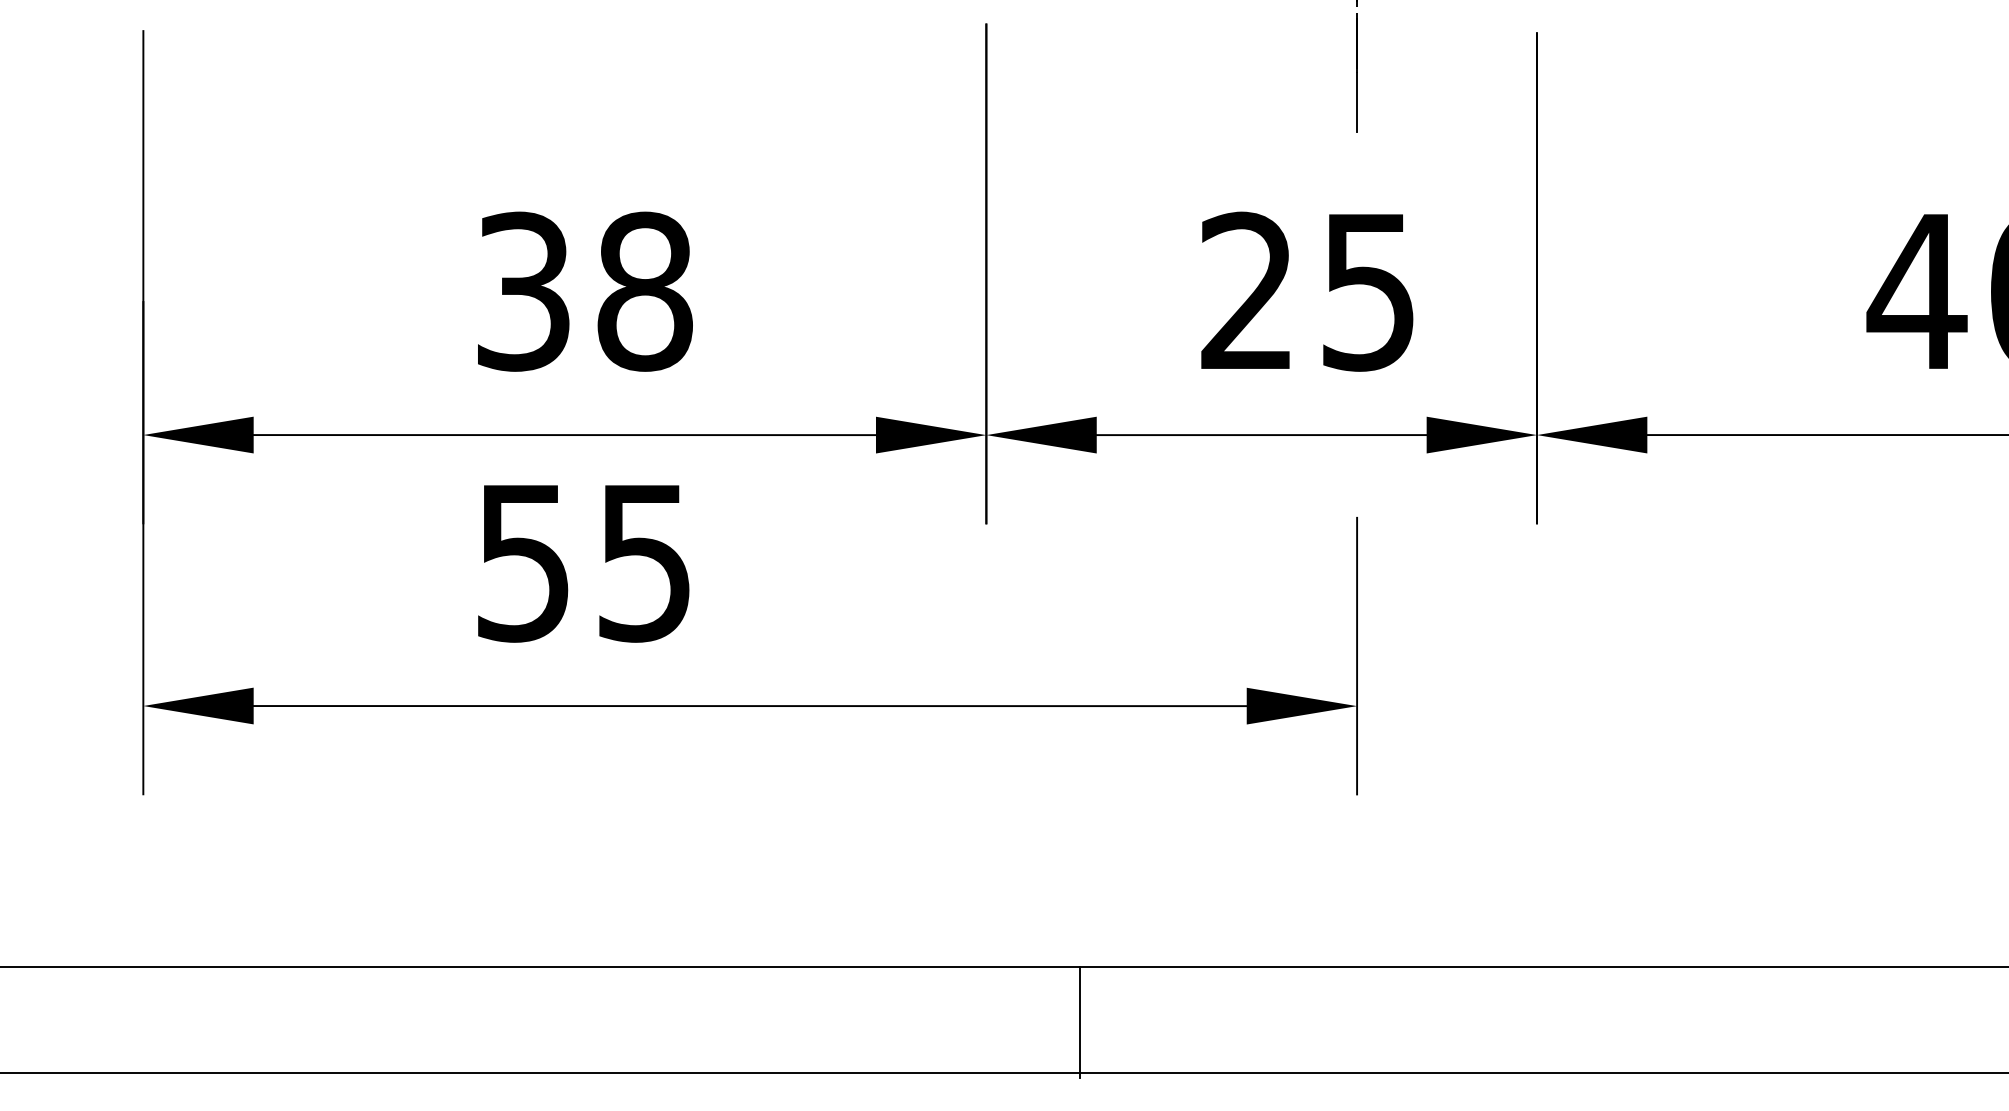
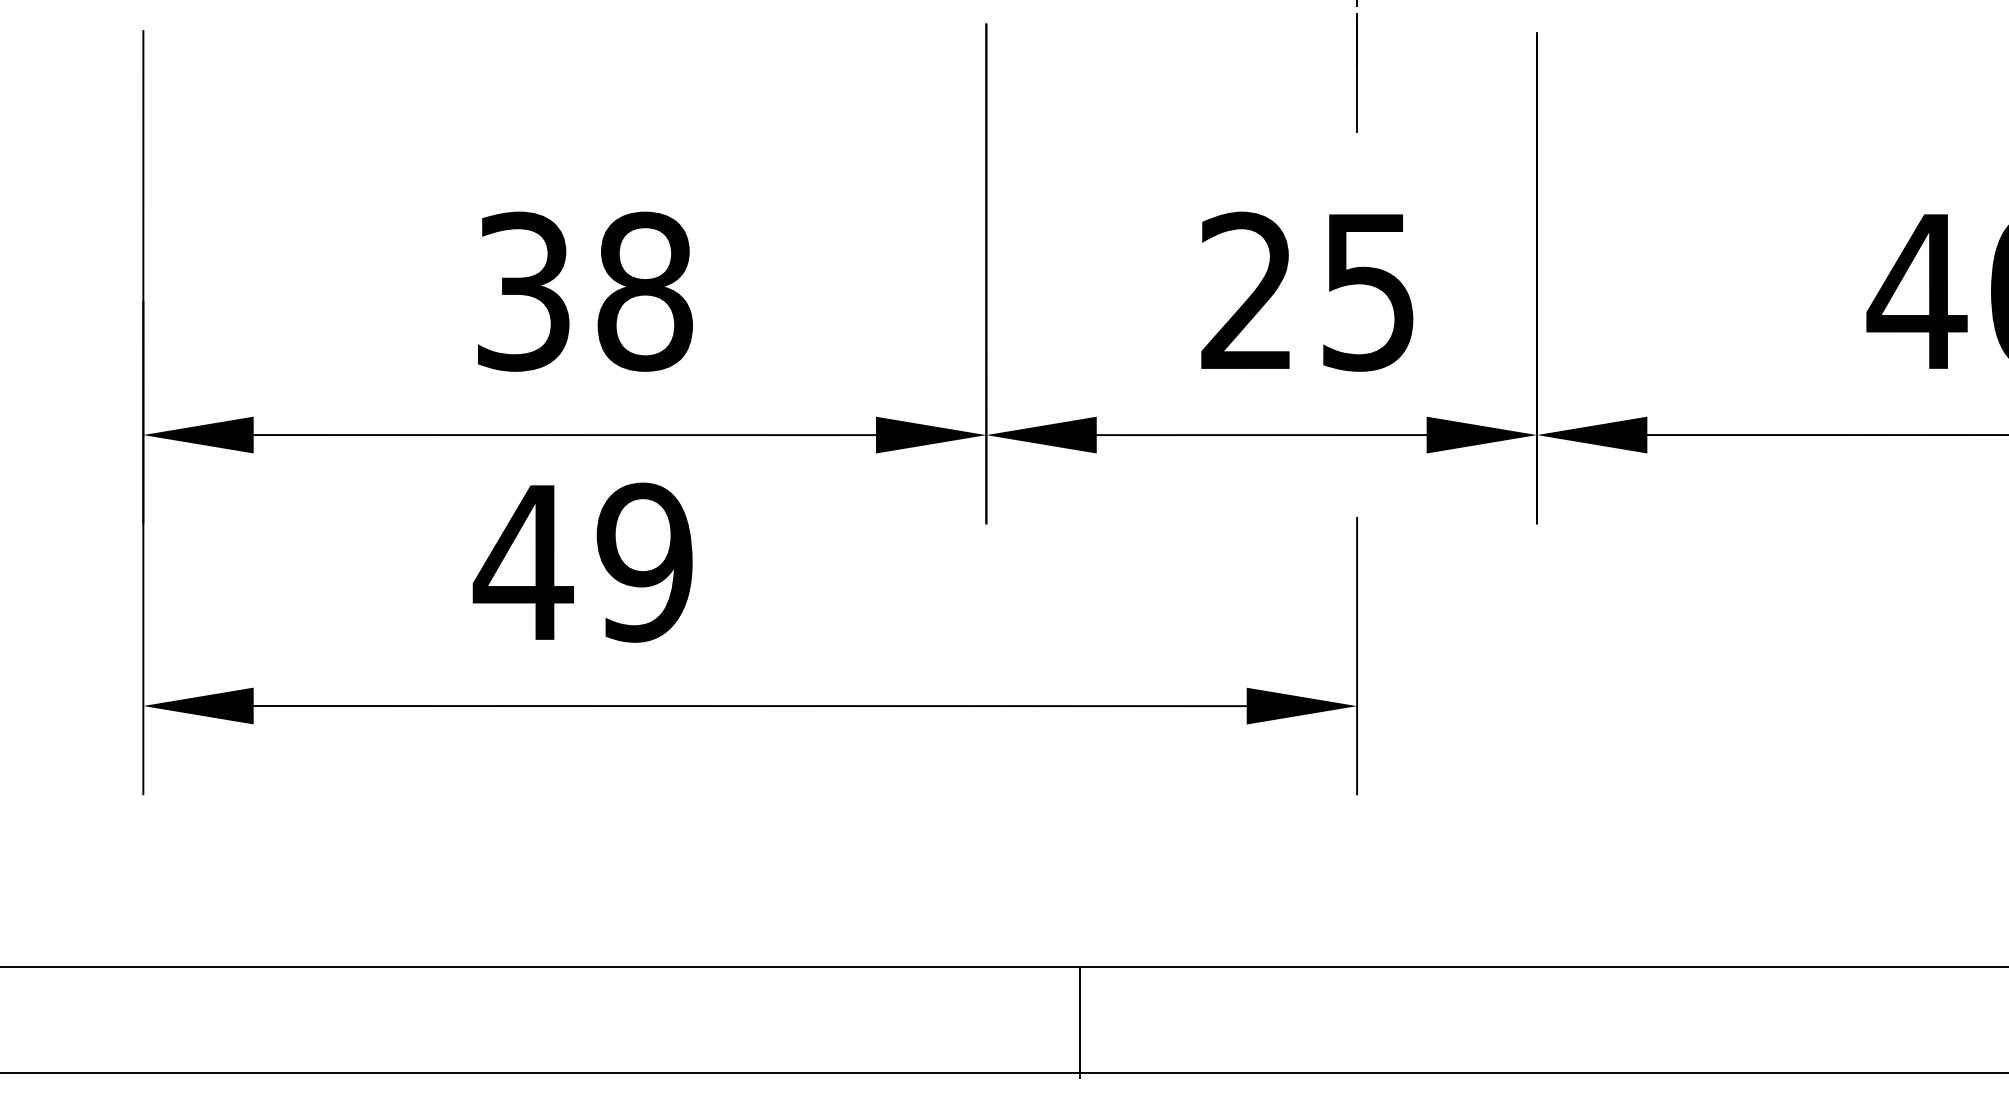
text: 55 -> 49 (582, 562)
